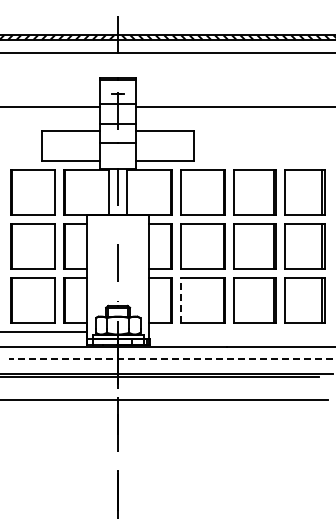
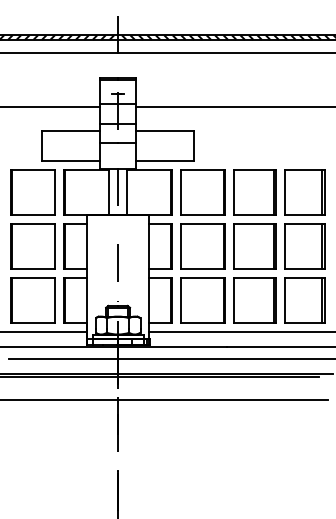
line: dashed -> solid (180, 299)
line: none -> present (240, 331)
line: dashed -> solid (171, 358)
